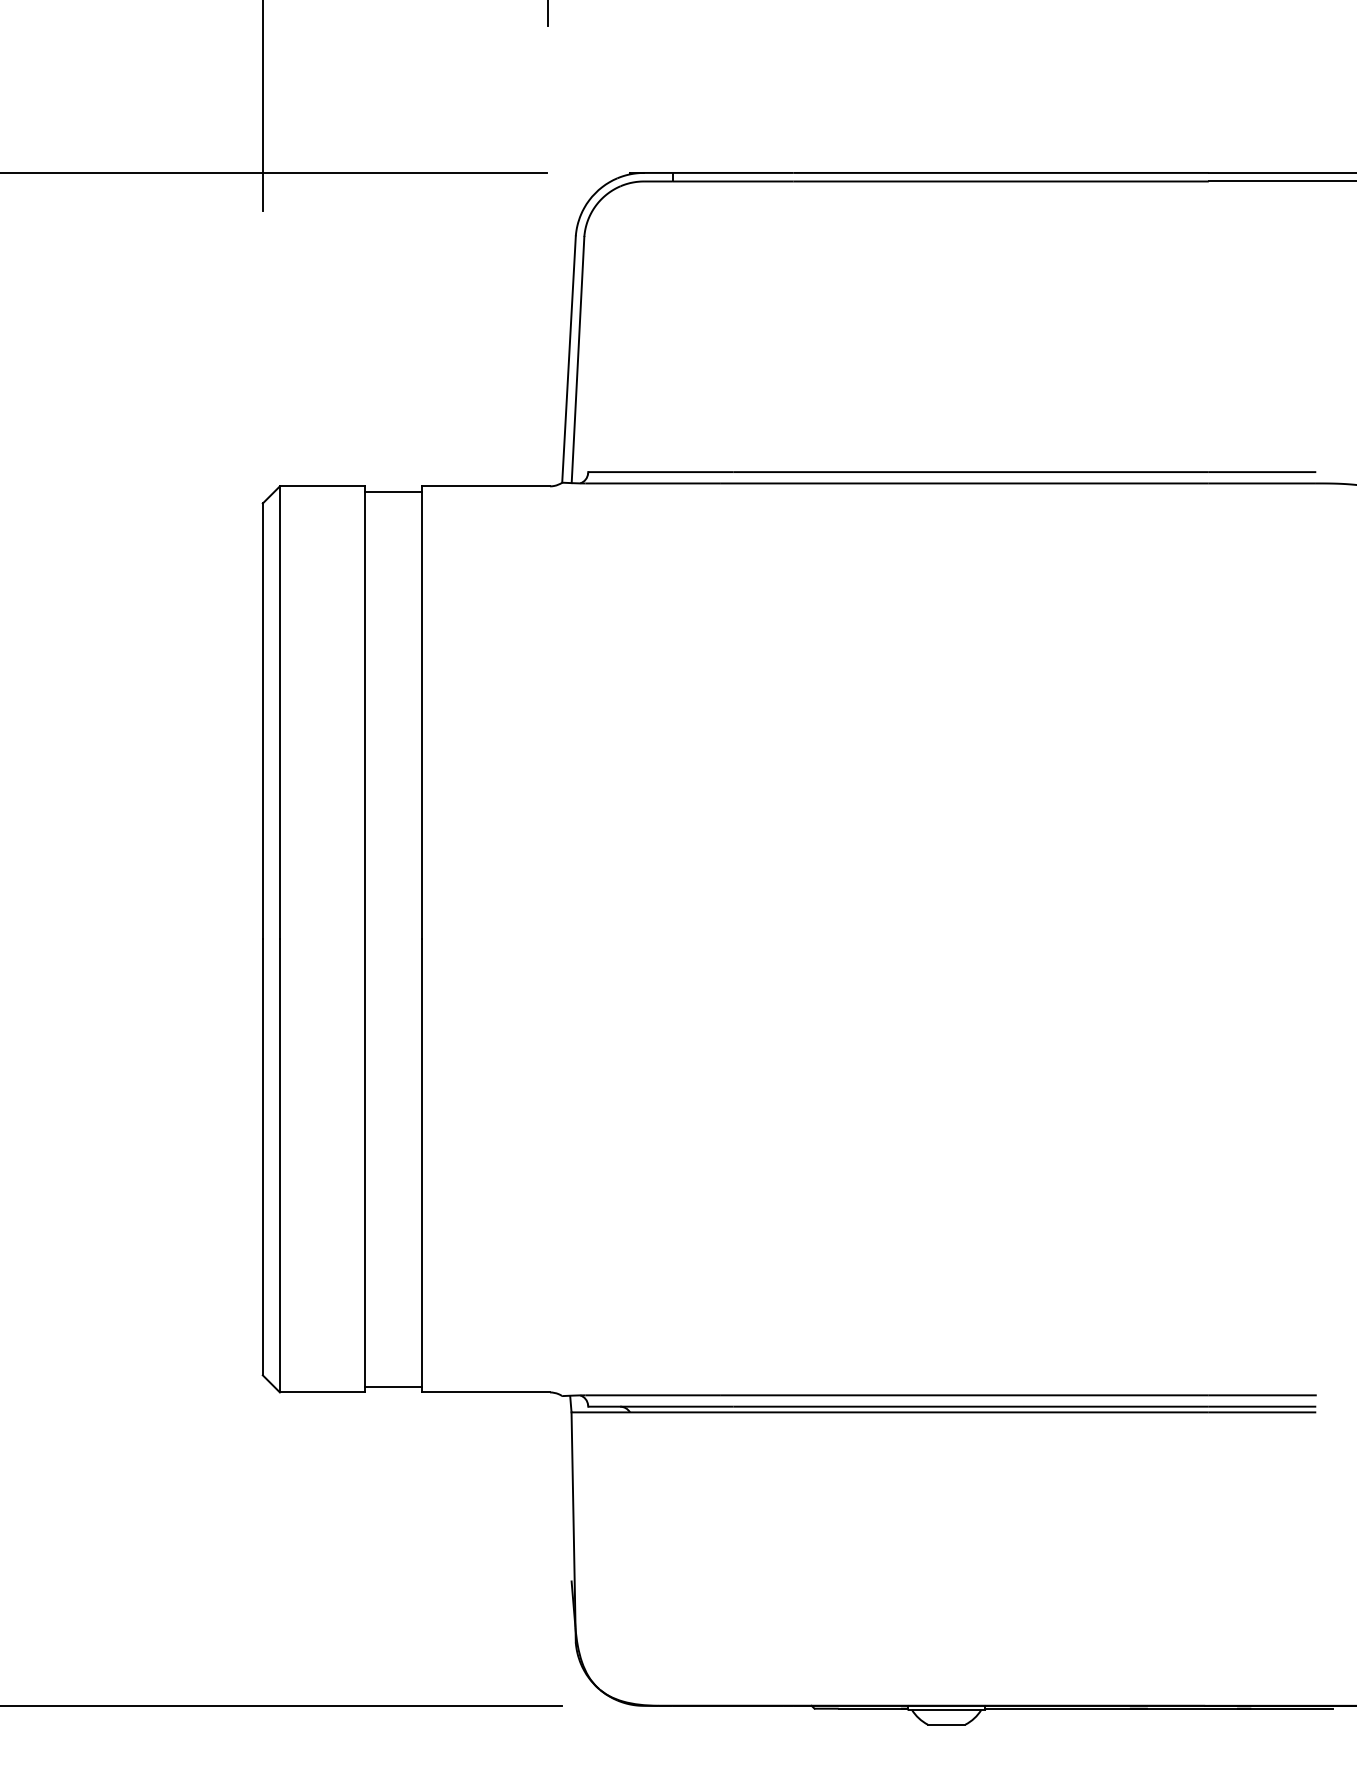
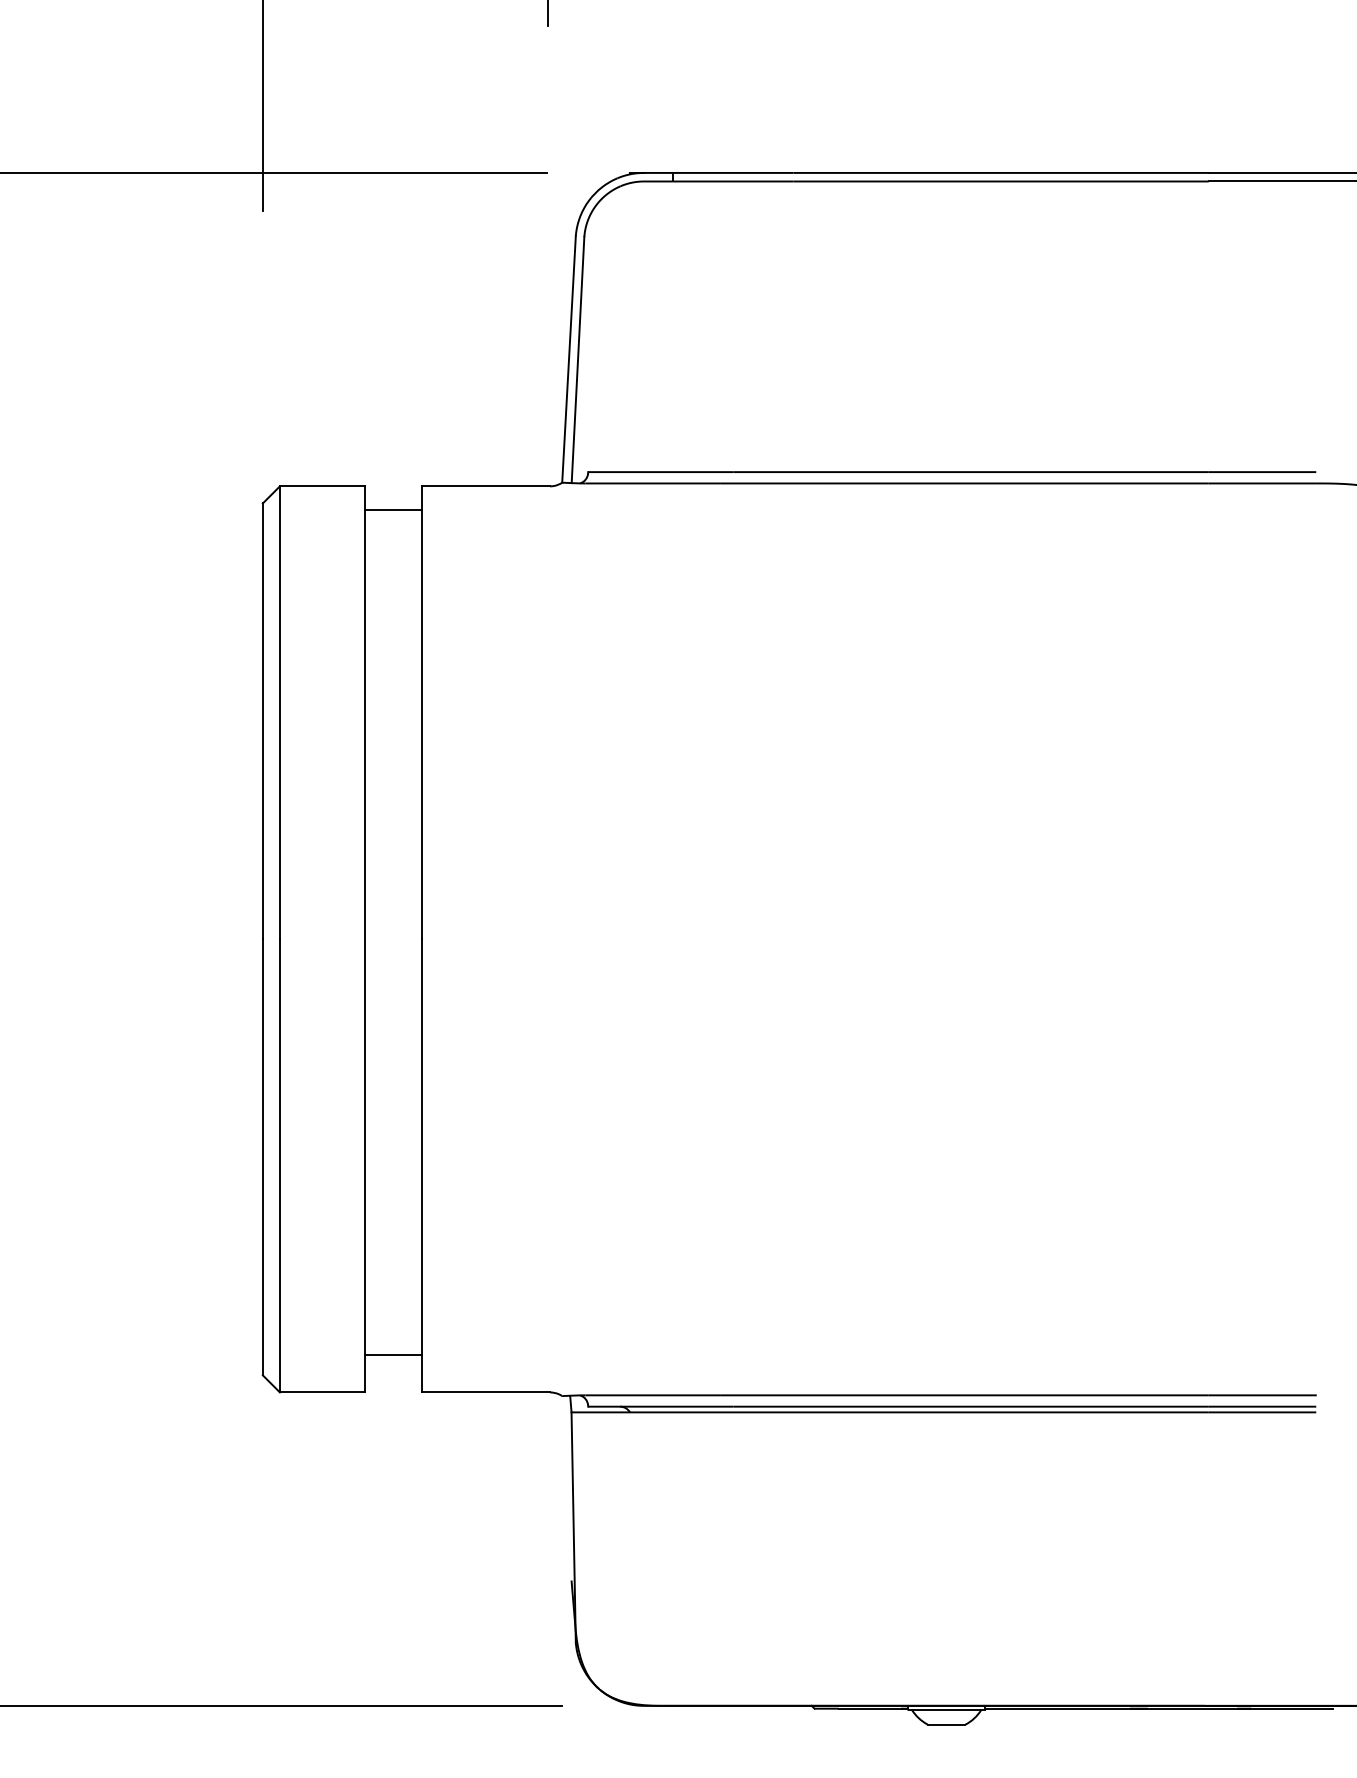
line position: (393, 492) -> (393, 510) (393, 510)
line position: (393, 1386) -> (393, 1354) (393, 1354)
